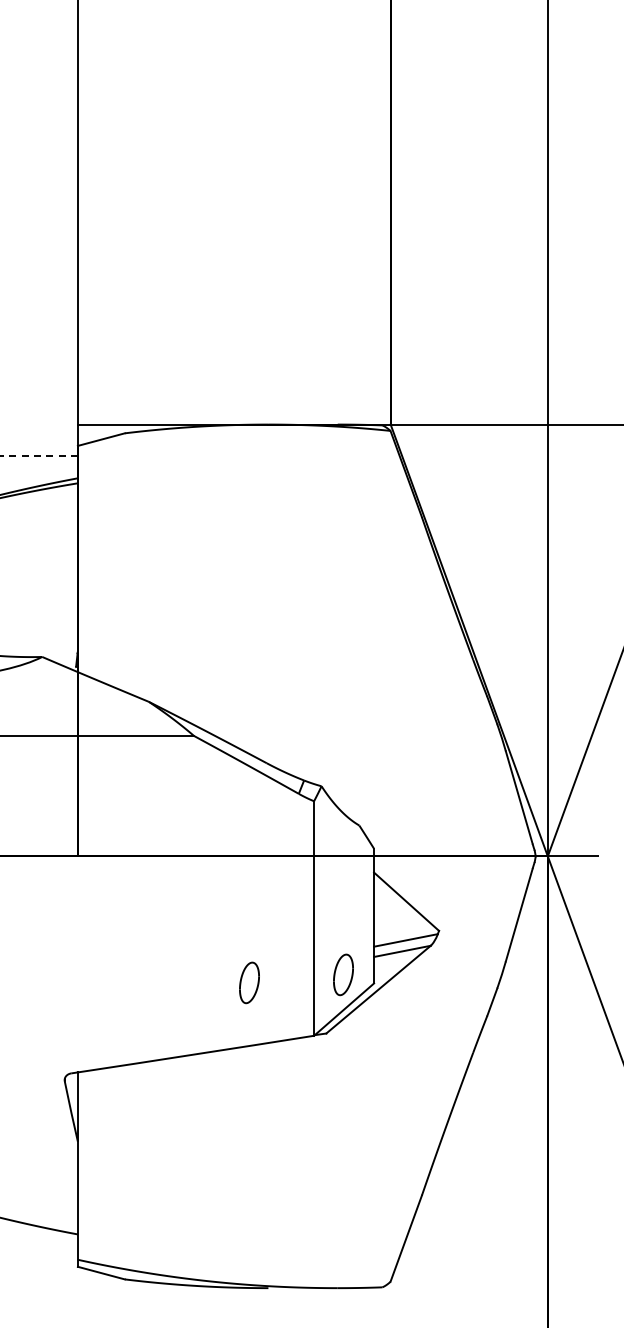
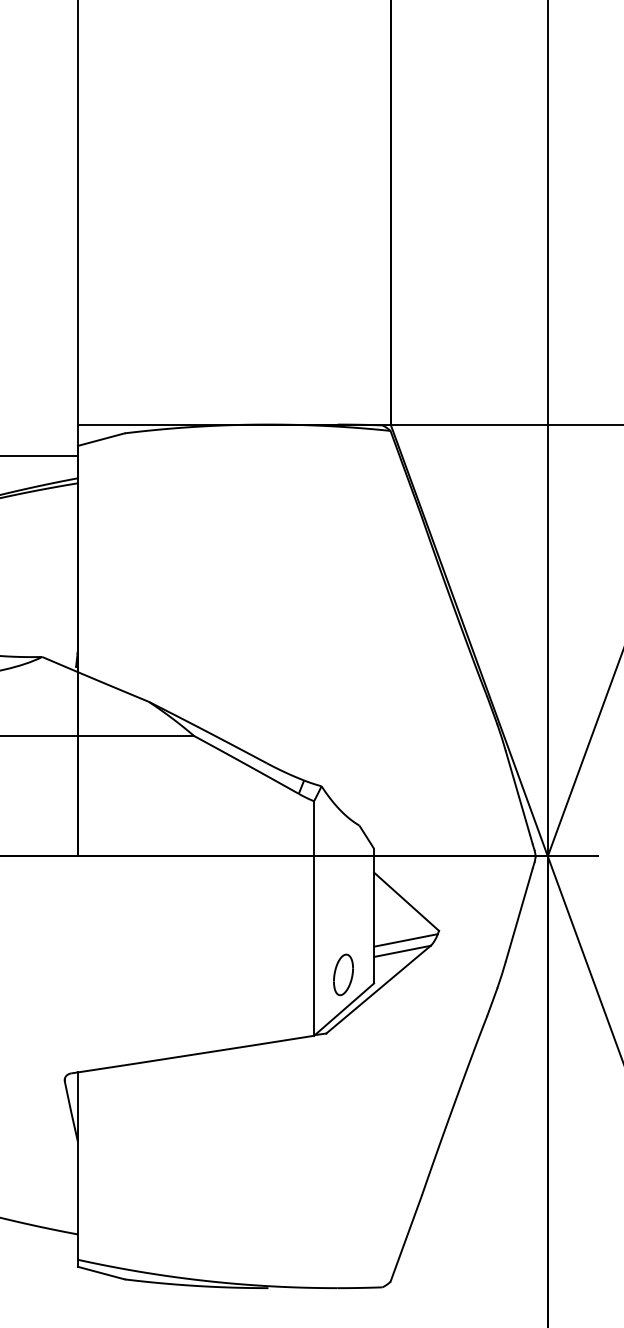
line: dashed -> solid (39, 455)
part: present -> none (249, 982)
